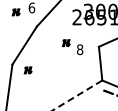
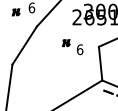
text: 8 -> 6 (80, 49)
part: present -> none (27, 70)
line: dashed -> solid (77, 95)
